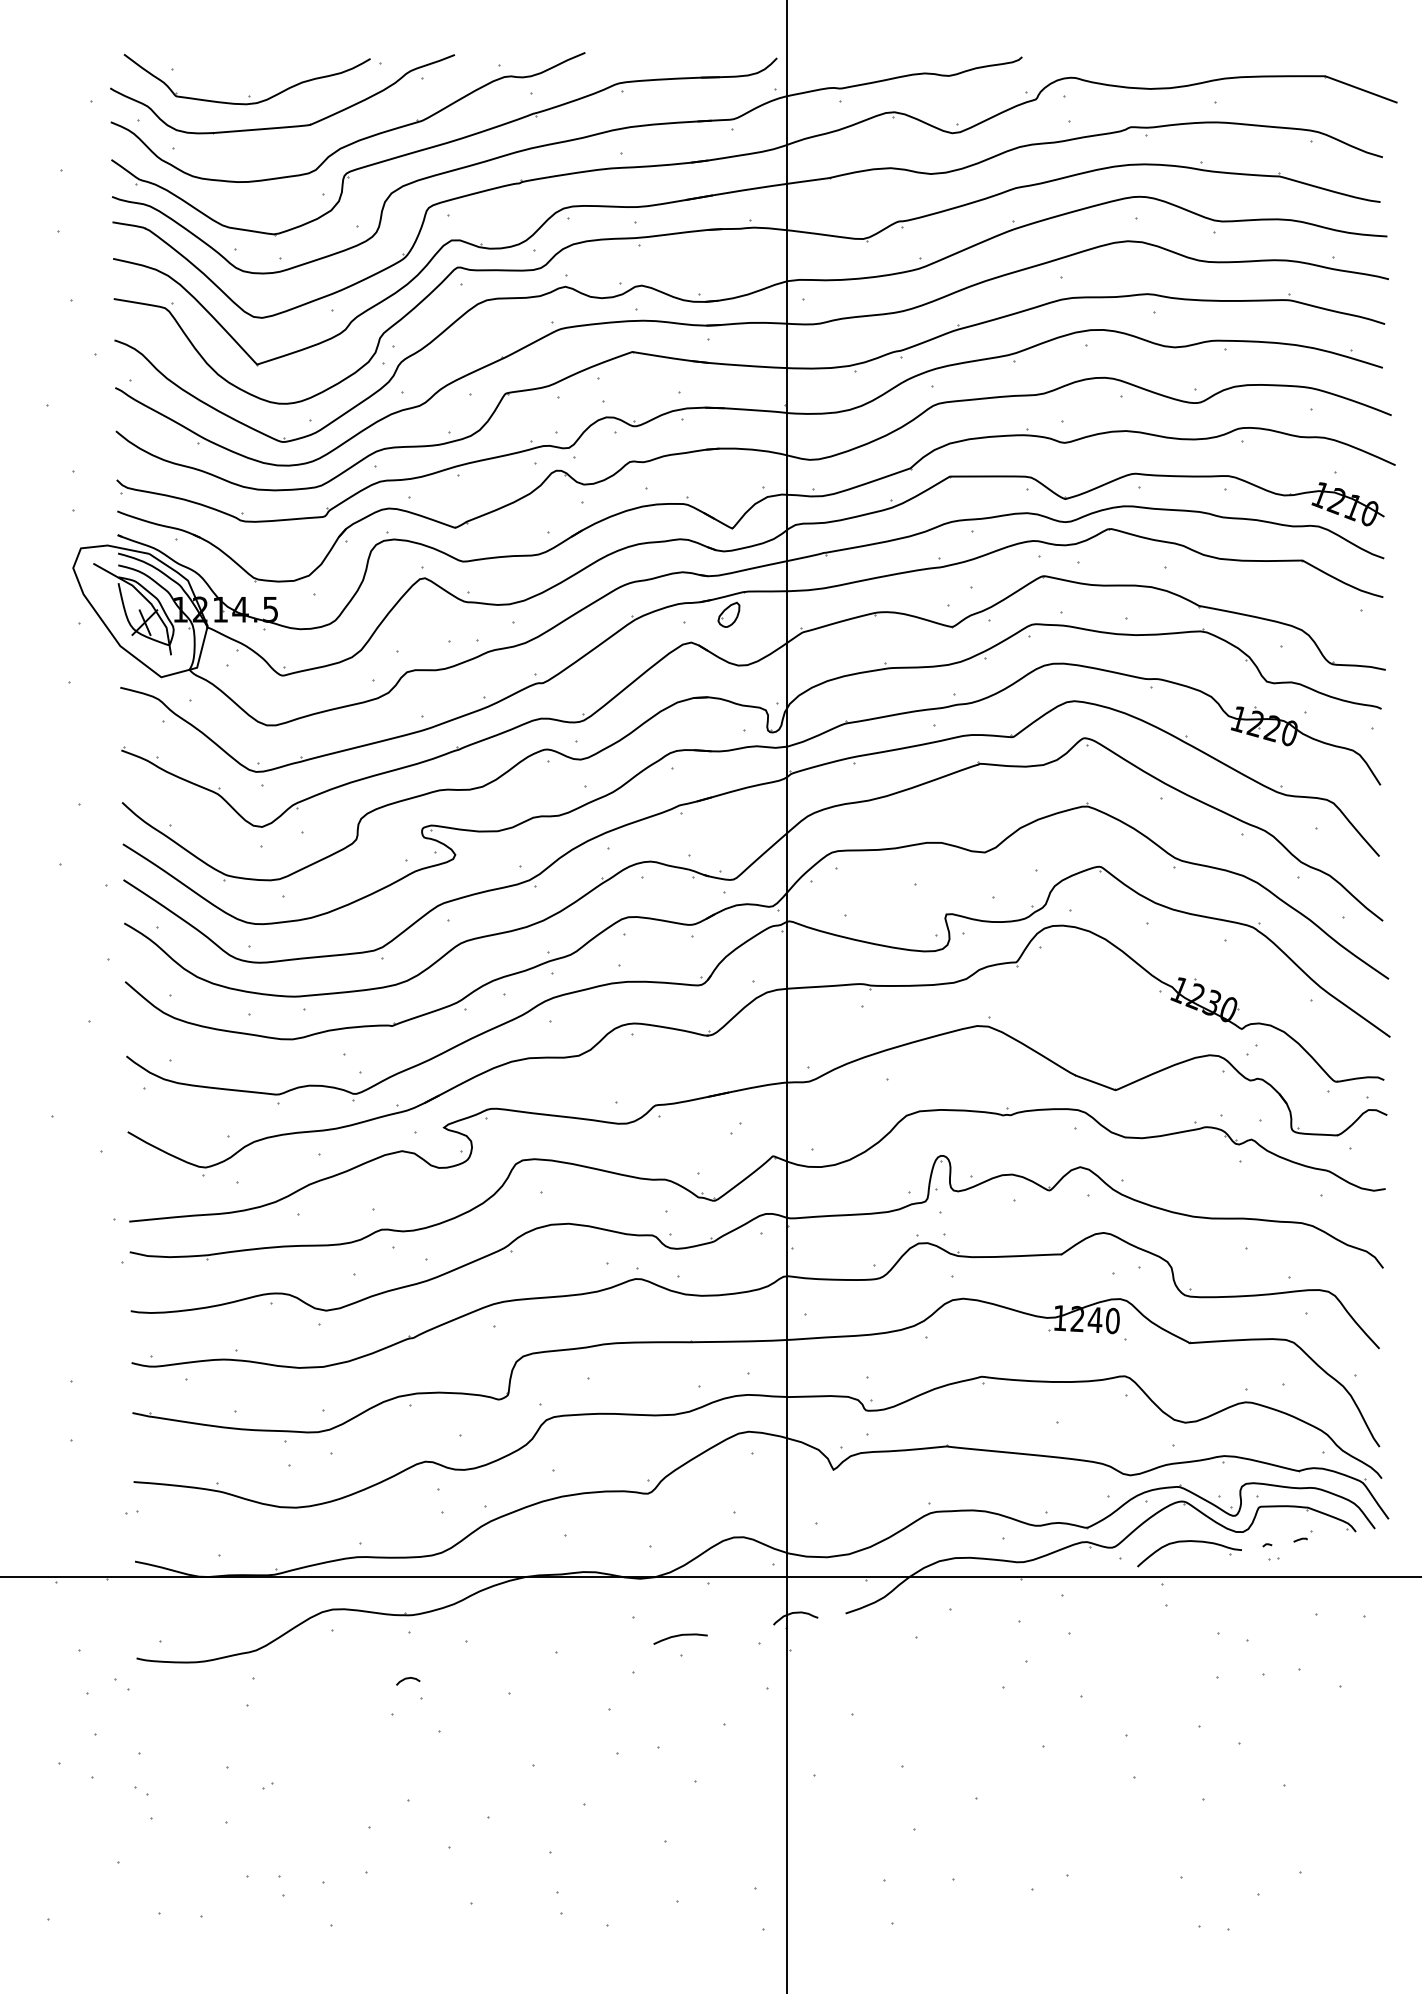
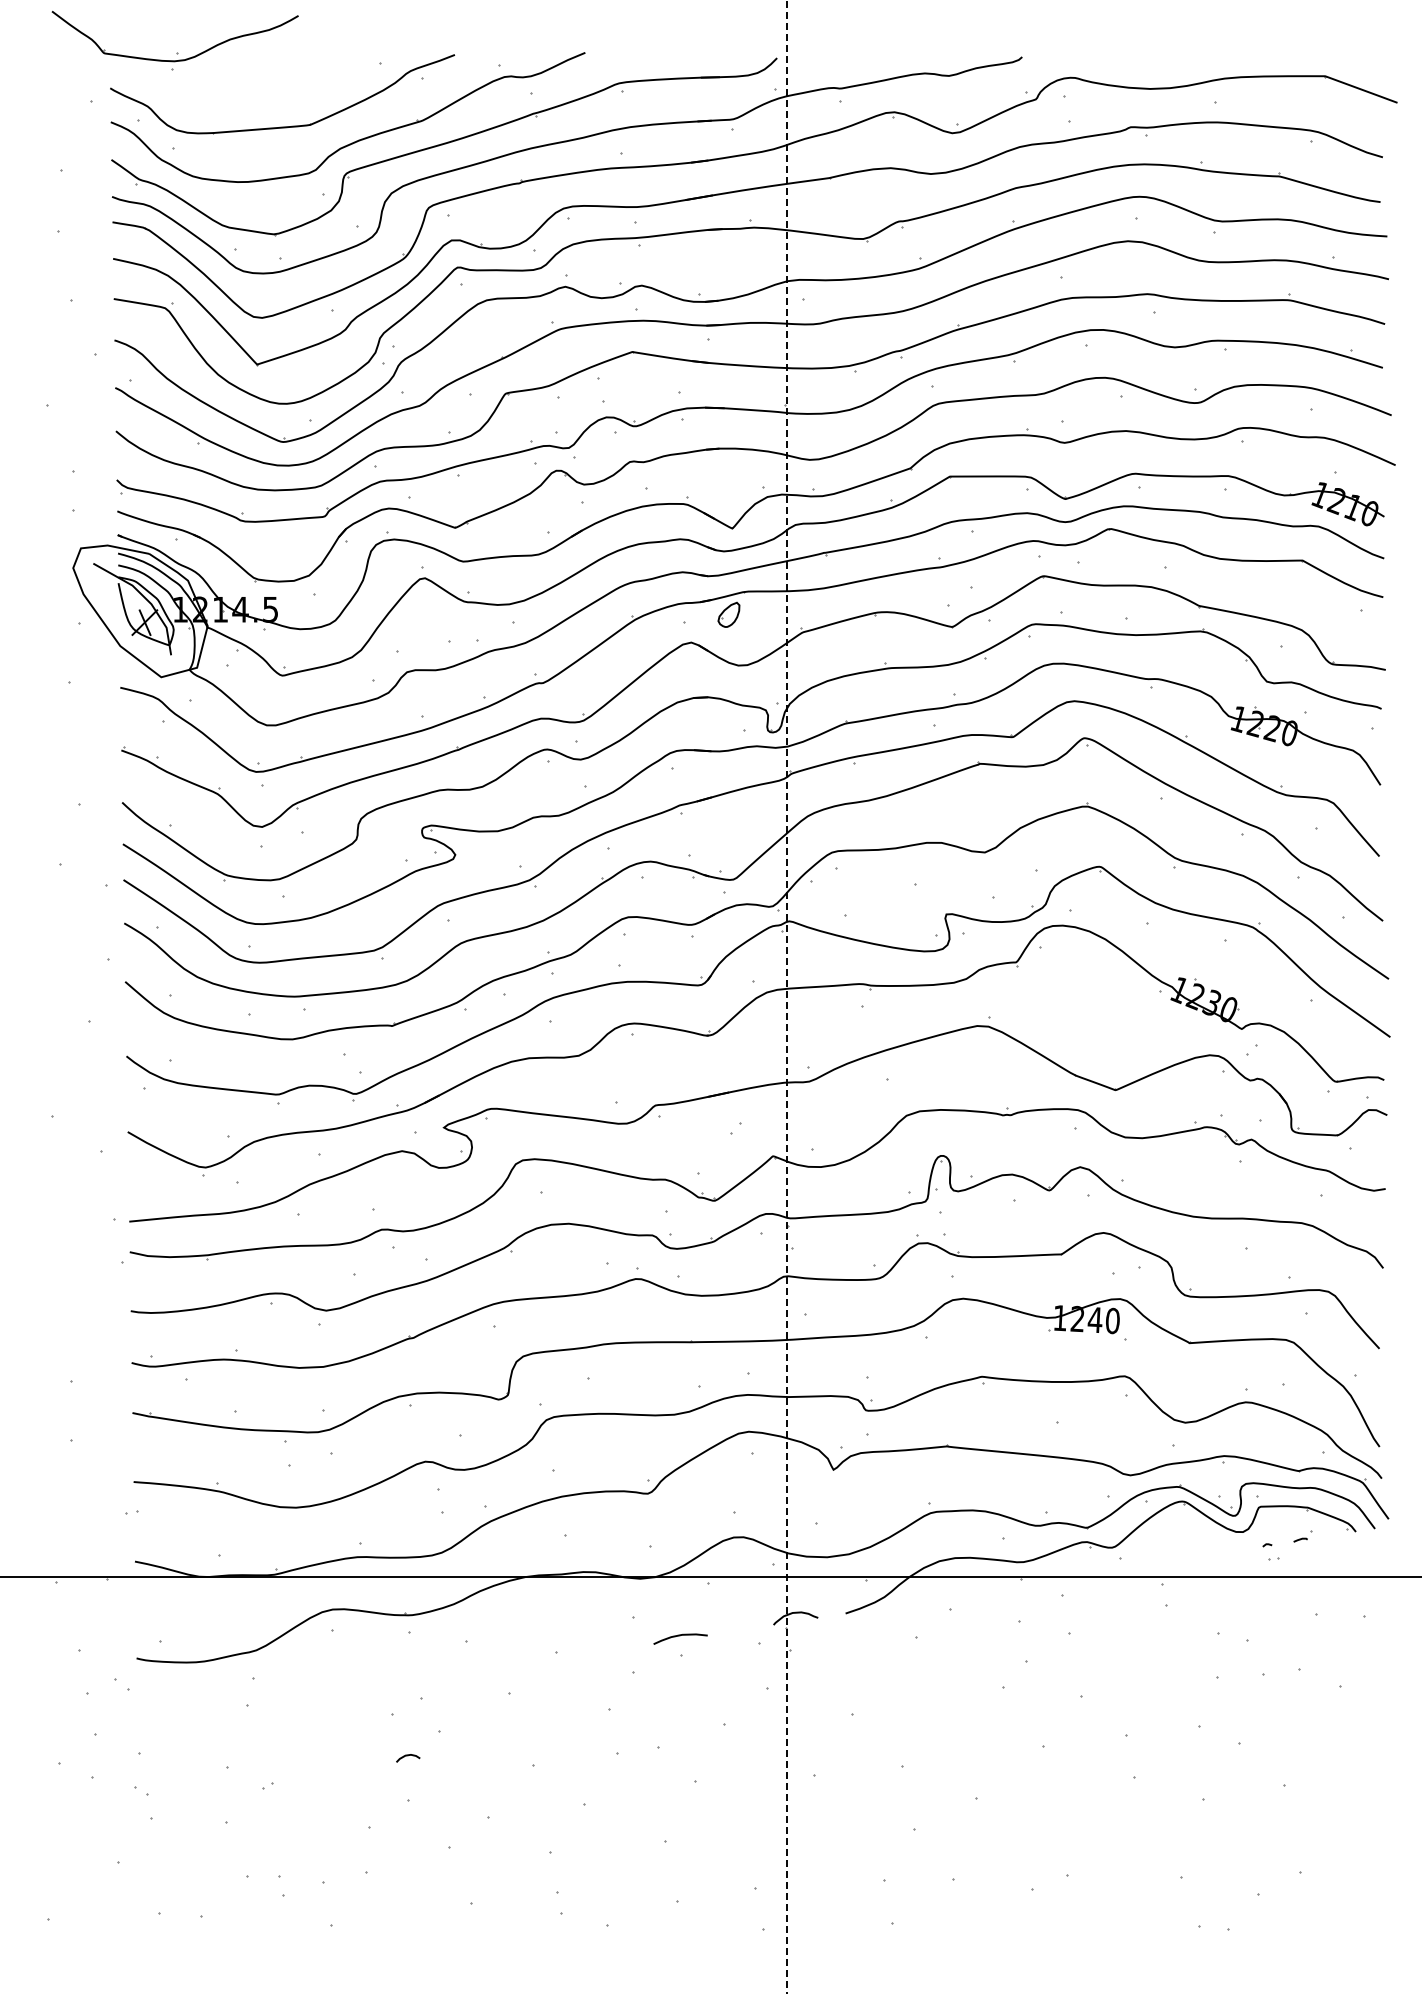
part position: (249, 95) -> (177, 52) (177, 52)
line: solid -> dashed (787, 997)
part: present -> none (1187, 1542)
curve position: (408, 1679) -> (408, 1756) (408, 1756)
